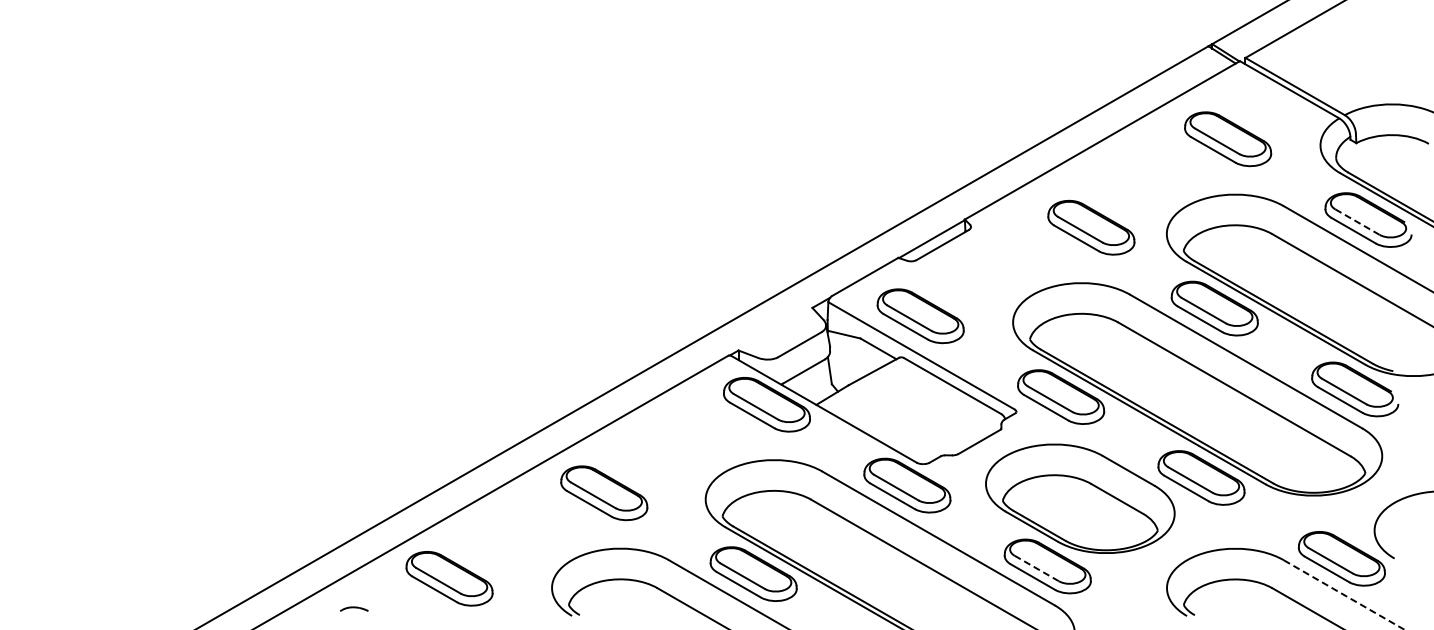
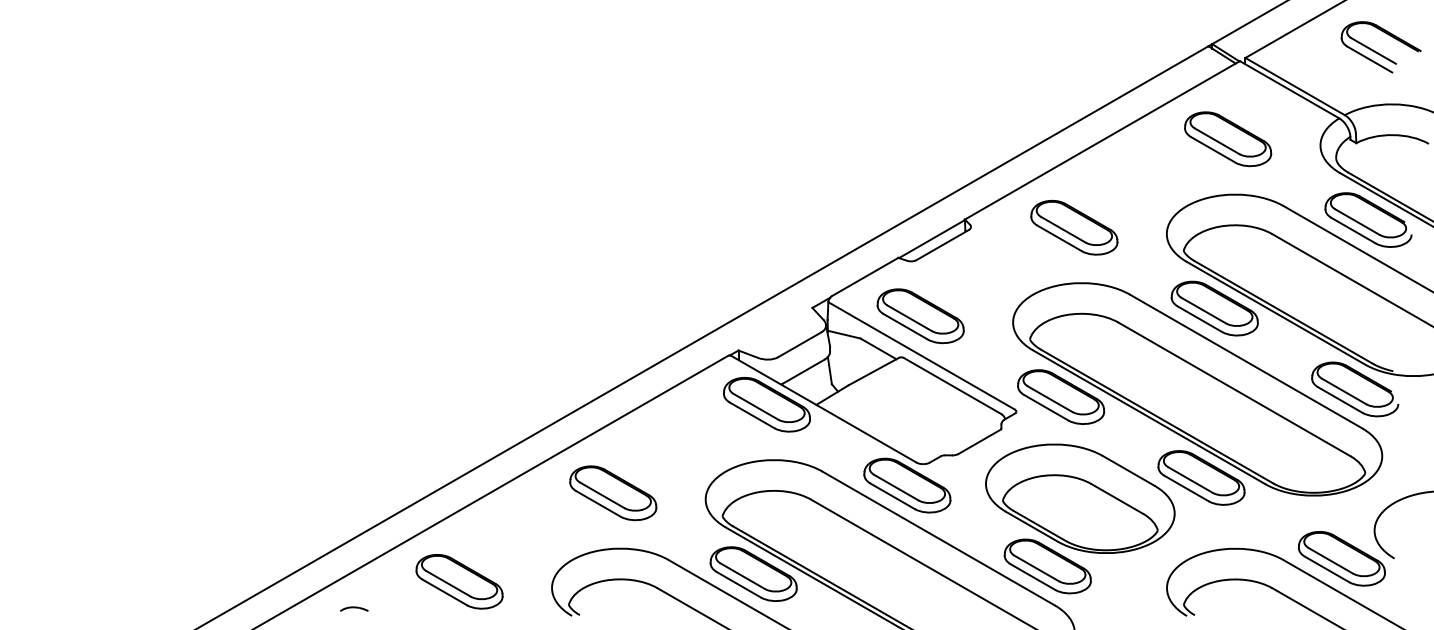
part: none -> present (1380, 47)
line: dashed -> solid (1357, 222)
part position: (1091, 227) -> (1074, 227) (1074, 227)
part position: (604, 493) -> (613, 493) (613, 493)
line: dashed -> solid (1036, 568)
part position: (449, 578) -> (459, 581) (459, 581)
line: dashed -> solid (1344, 595)
